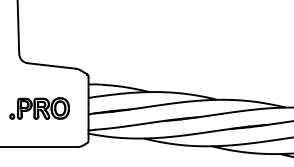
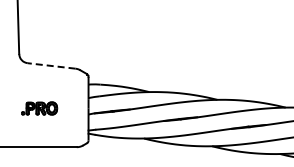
line: solid -> dashed (51, 65)
part size: 61x23 px -> 38x15 px (39, 108)
